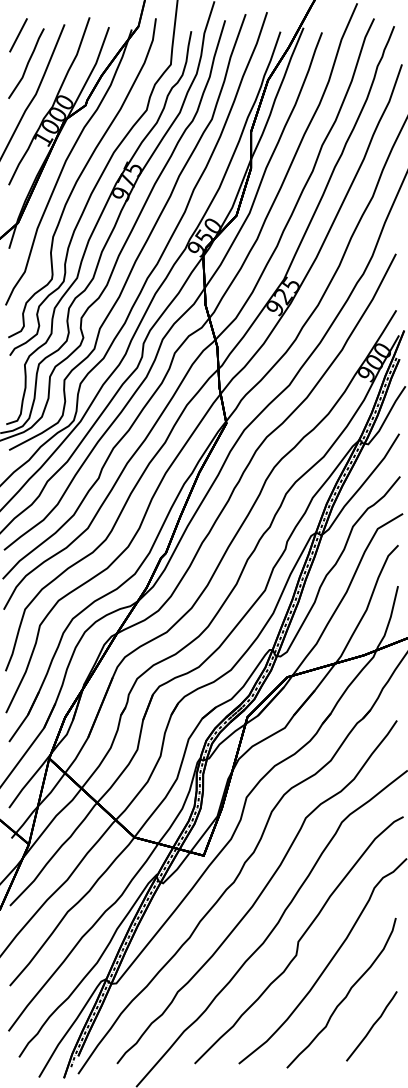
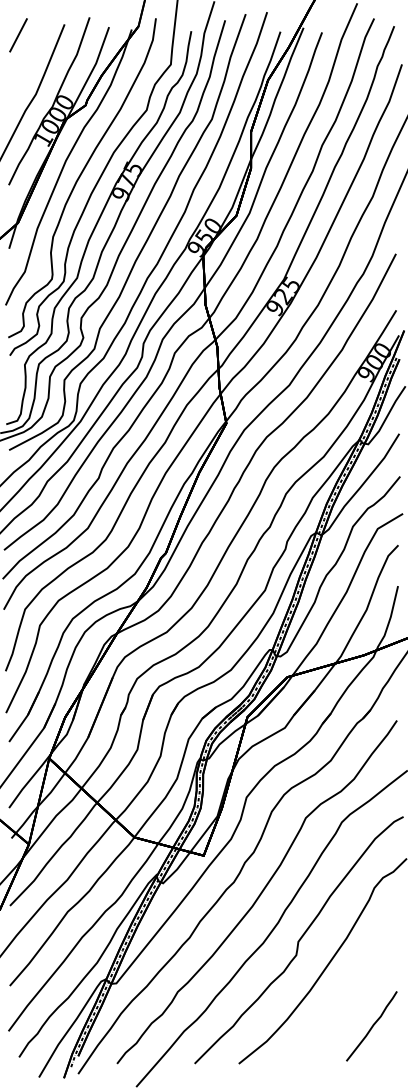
curve: present -> none (27, 63)
curve: present -> none (345, 995)
